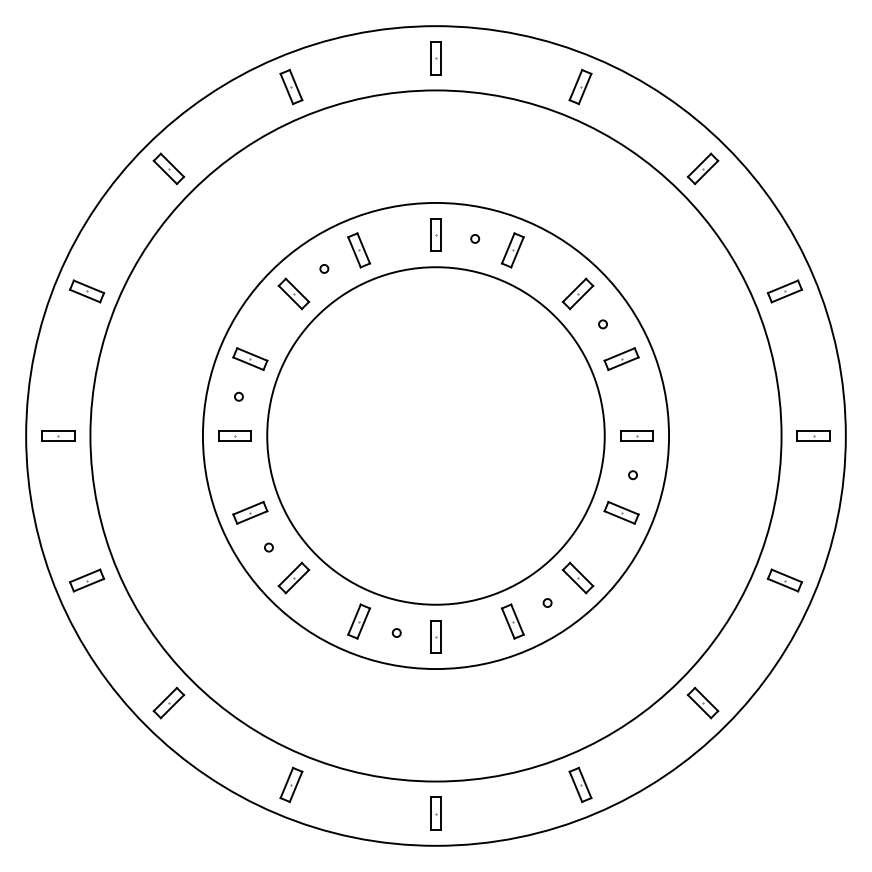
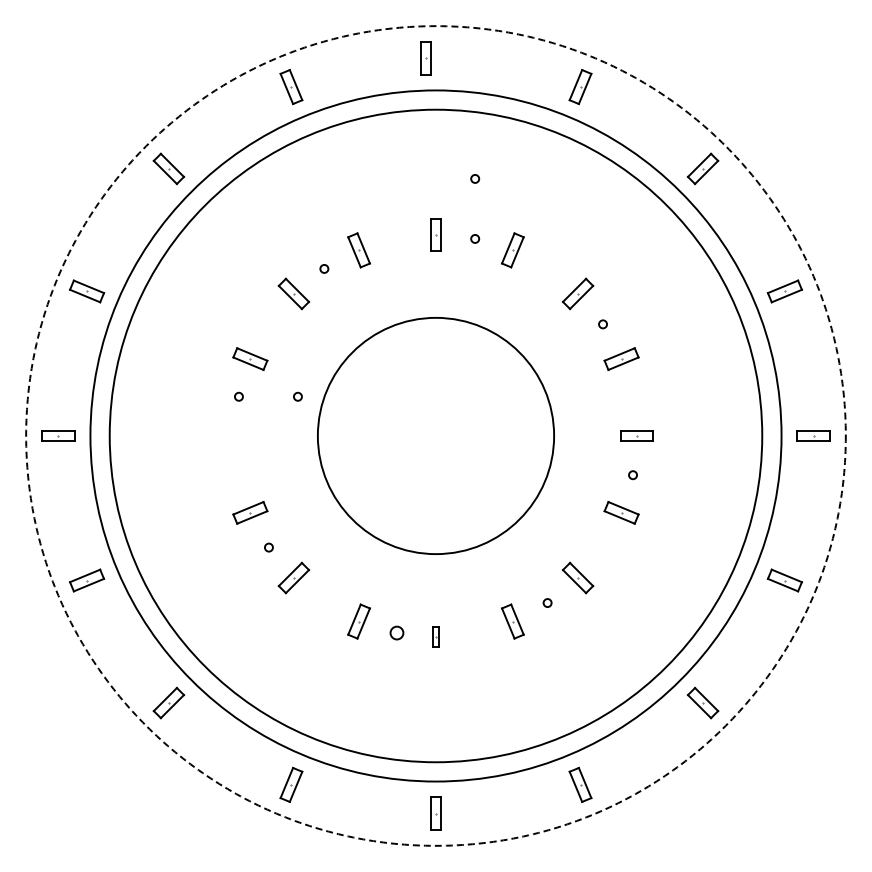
part position: (435, 58) -> (425, 58) (425, 58)
circle: none -> present (475, 178)
circle: none -> present (297, 396)
part: present -> none (234, 435)
circle diameter: 338 px -> 236 px (435, 435)
circle diameter: 466 px -> 653 px (435, 435)
circle: solid -> dashed (435, 435)
circle size: 11x10 px -> 16x16 px (396, 632)
part size: 12x34 px -> 8x22 px (435, 636)
